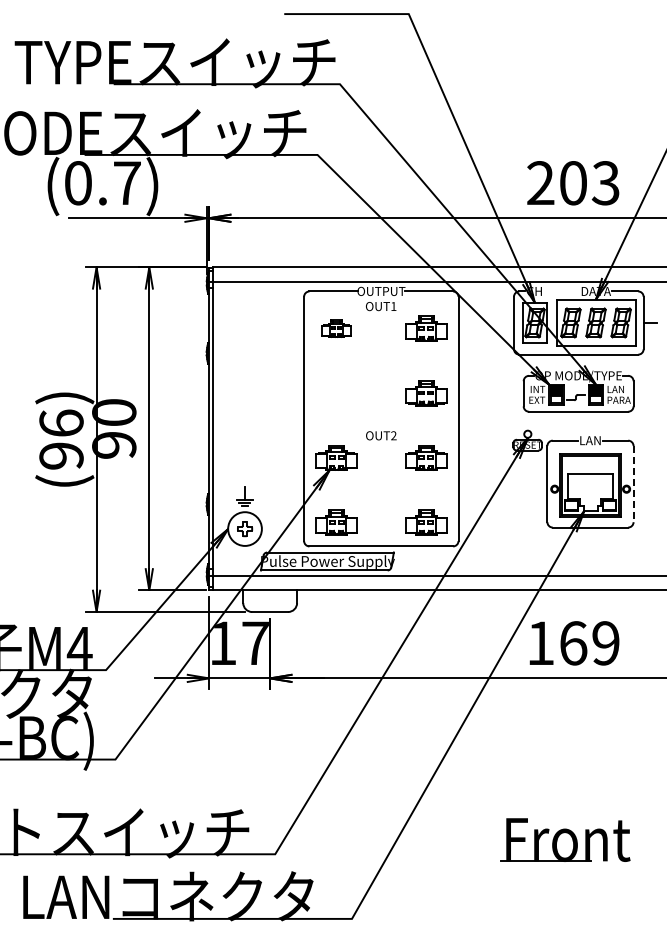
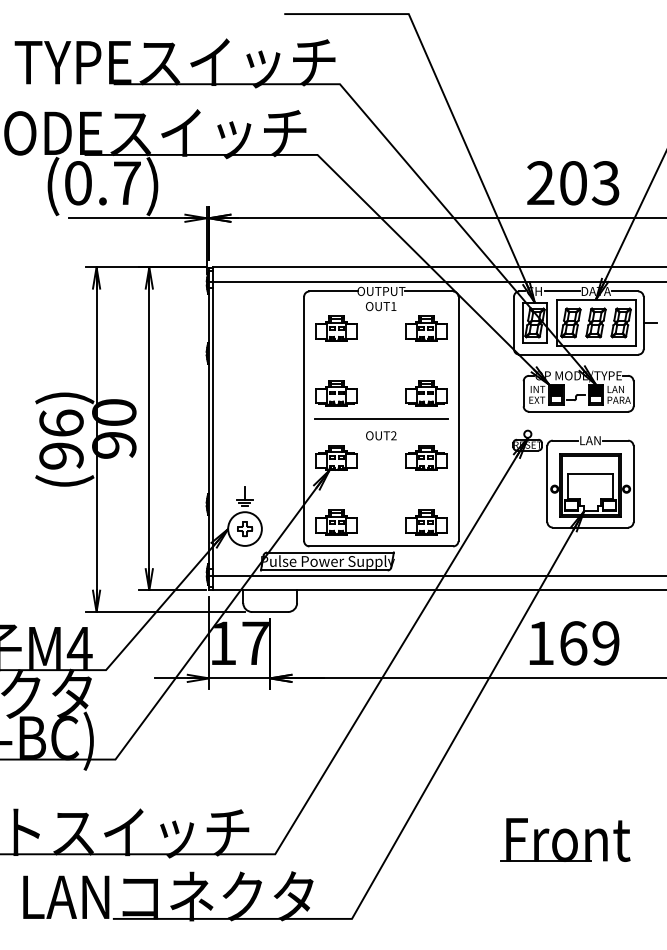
line: none -> present (562, 291)
part size: 31x19 px -> 43x27 px (336, 328)
part: none -> present (336, 393)
line: none -> present (380, 418)
line: dashed -> solid (633, 484)
